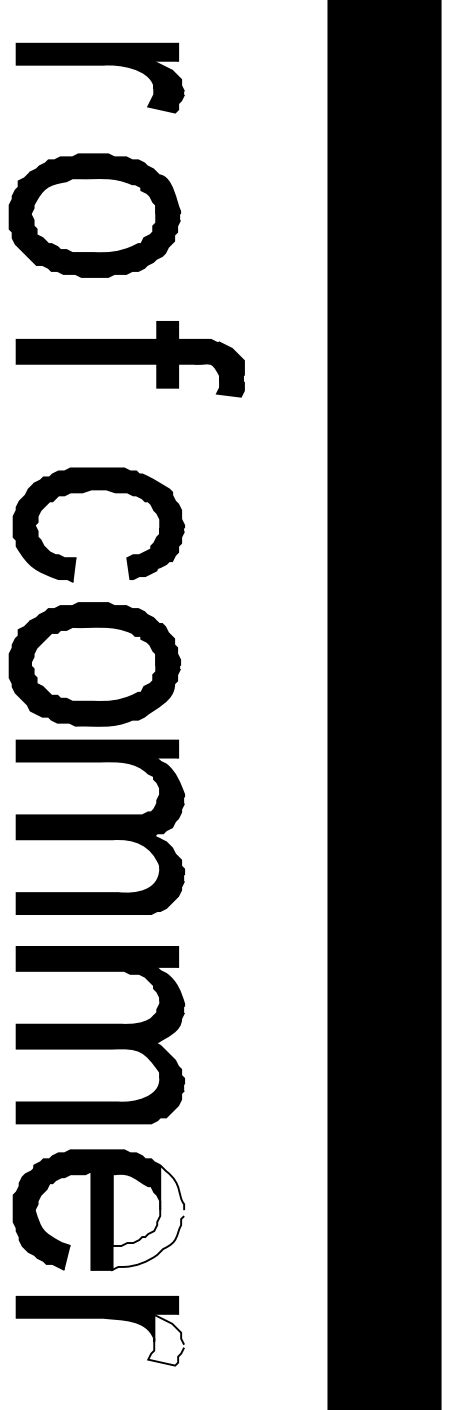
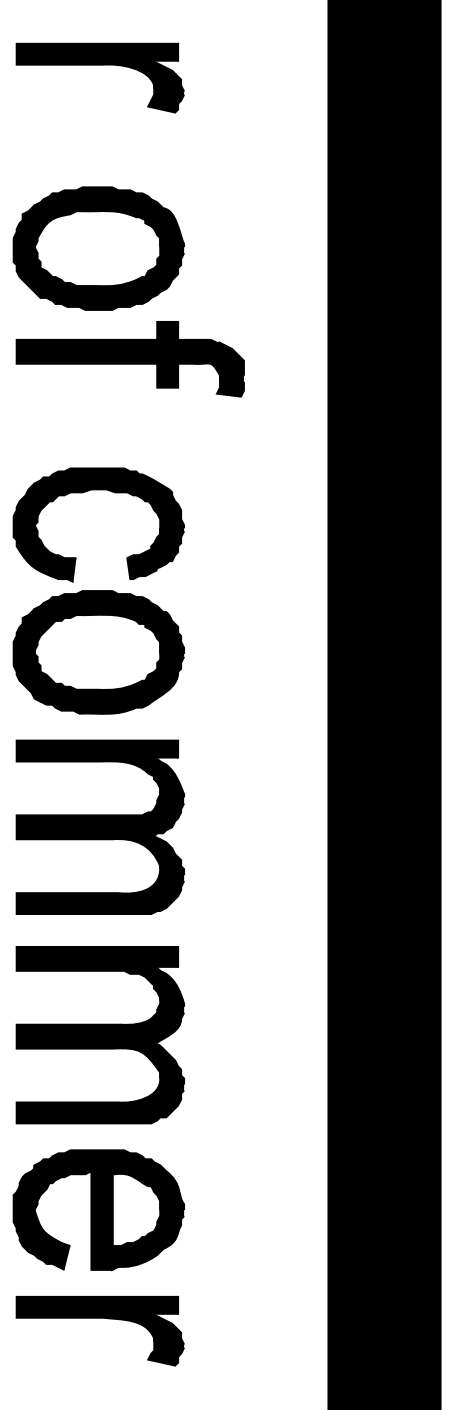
part position: (94, 215) -> (98, 248) (98, 248)
part position: (94, 664) -> (98, 652) (98, 652)
fill: none -> present (148, 1217)
fill: none -> present (166, 1339)
